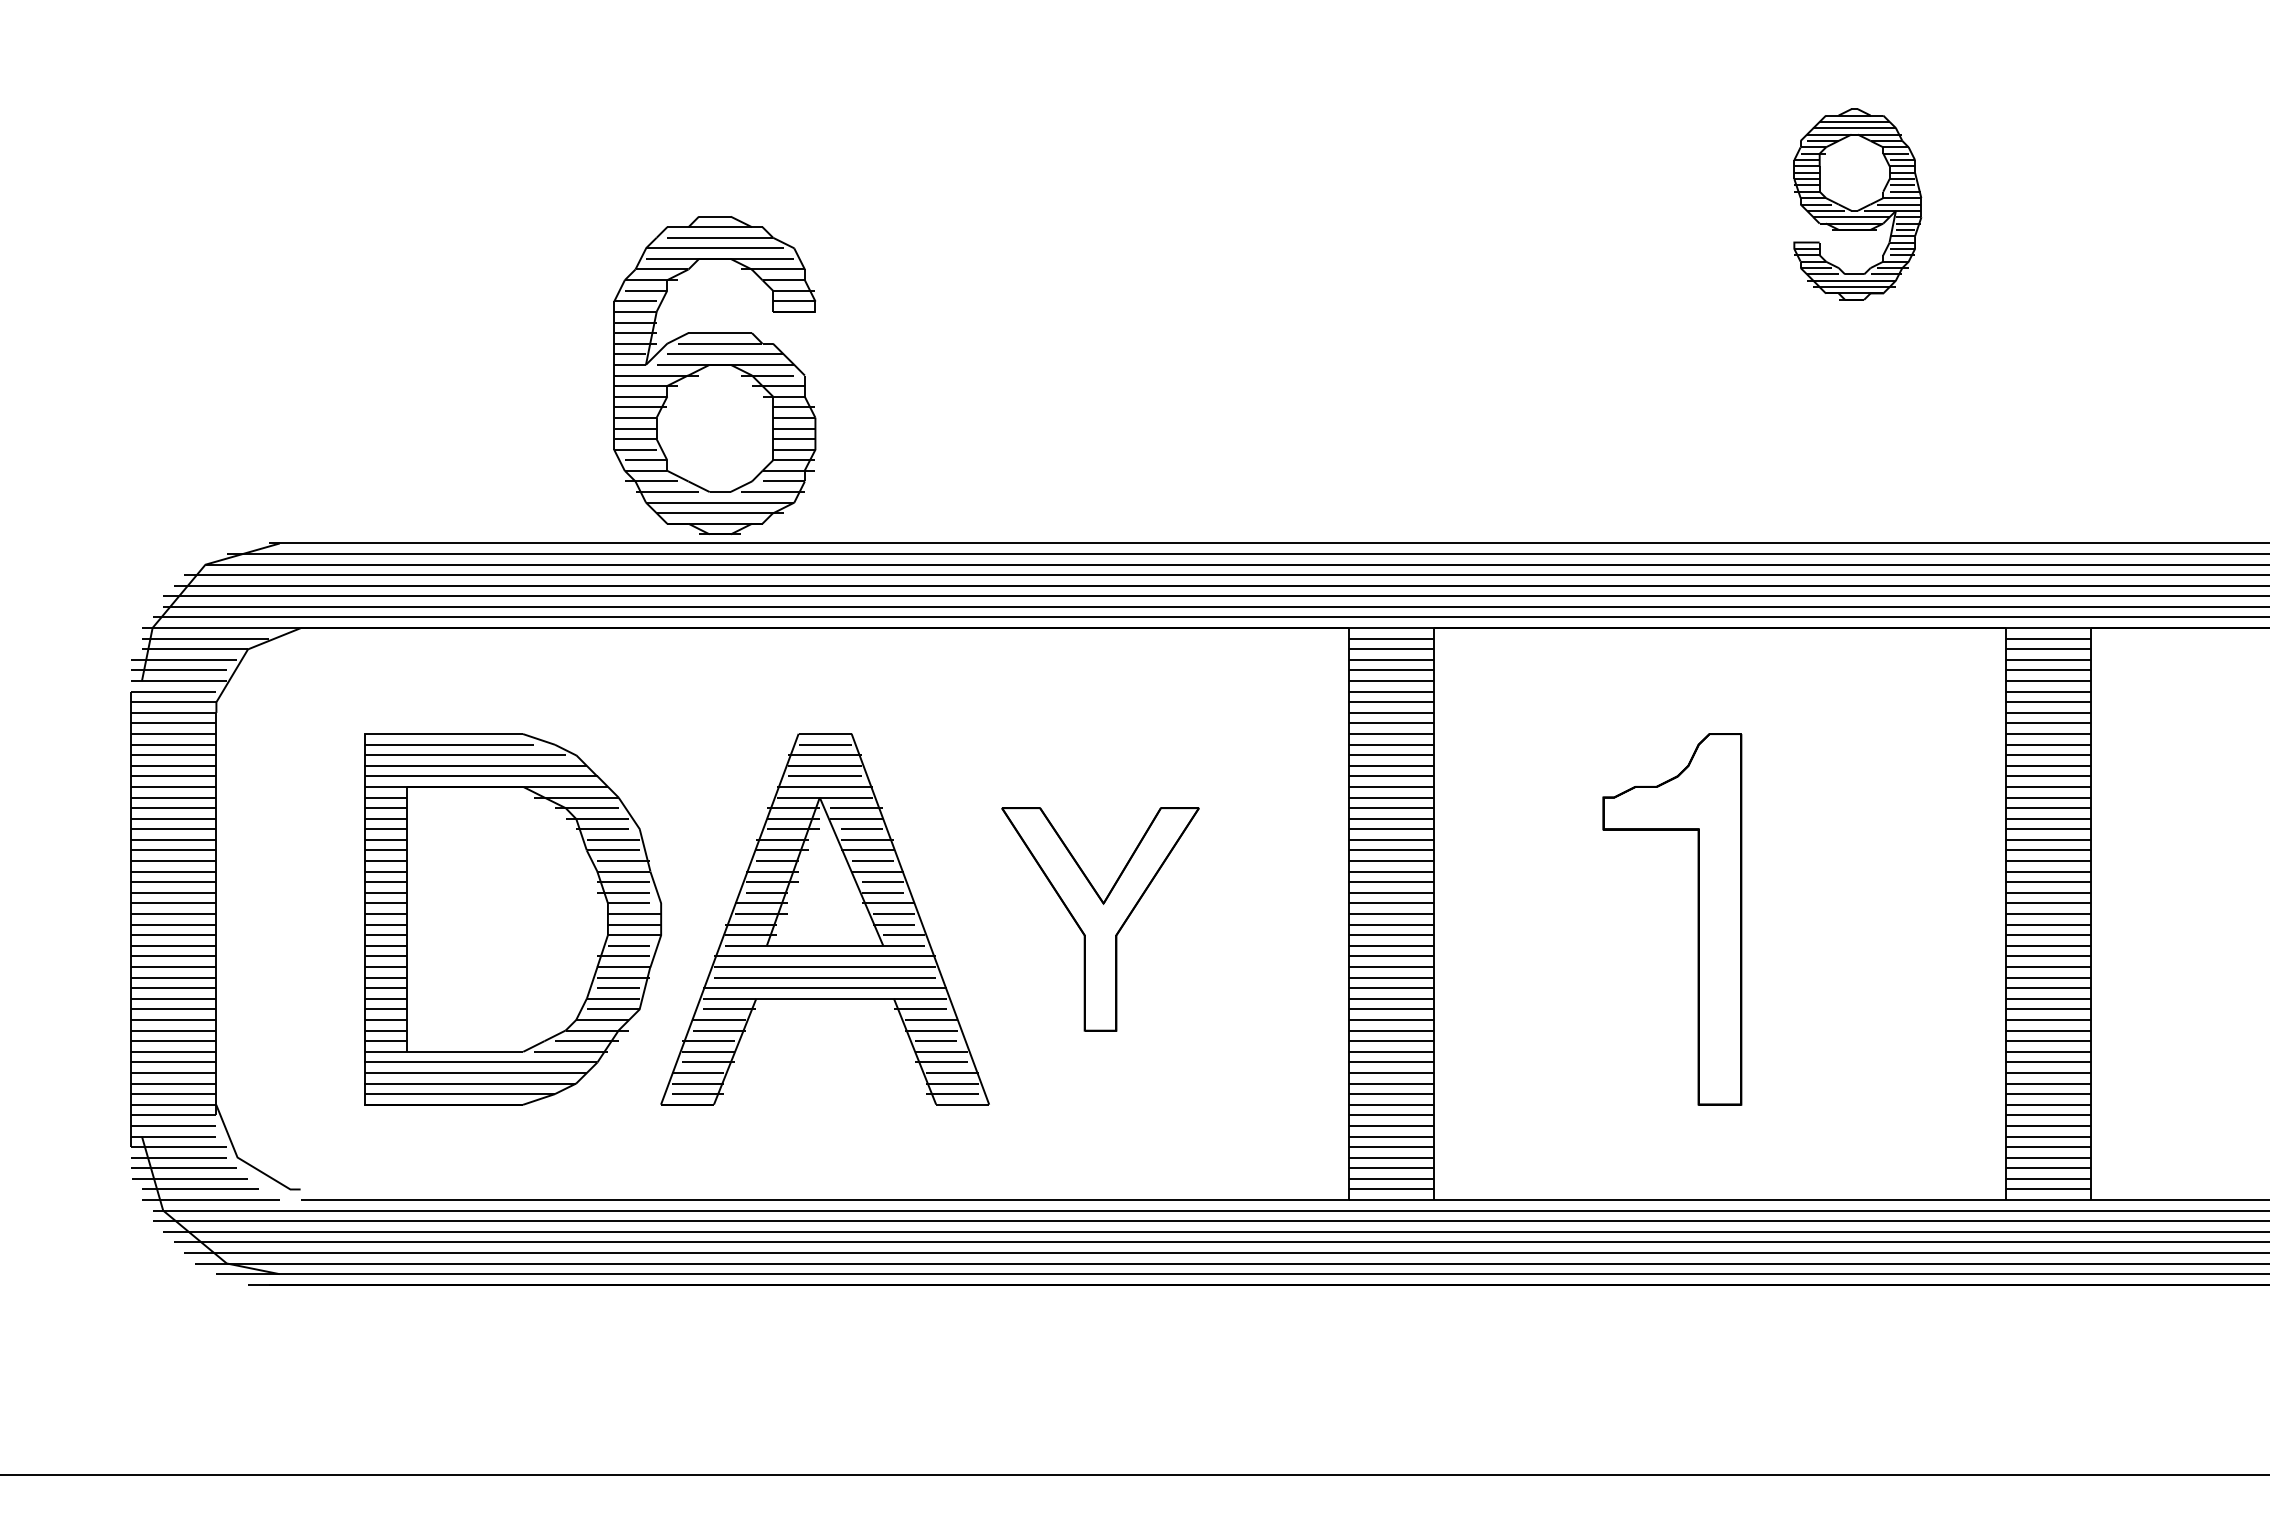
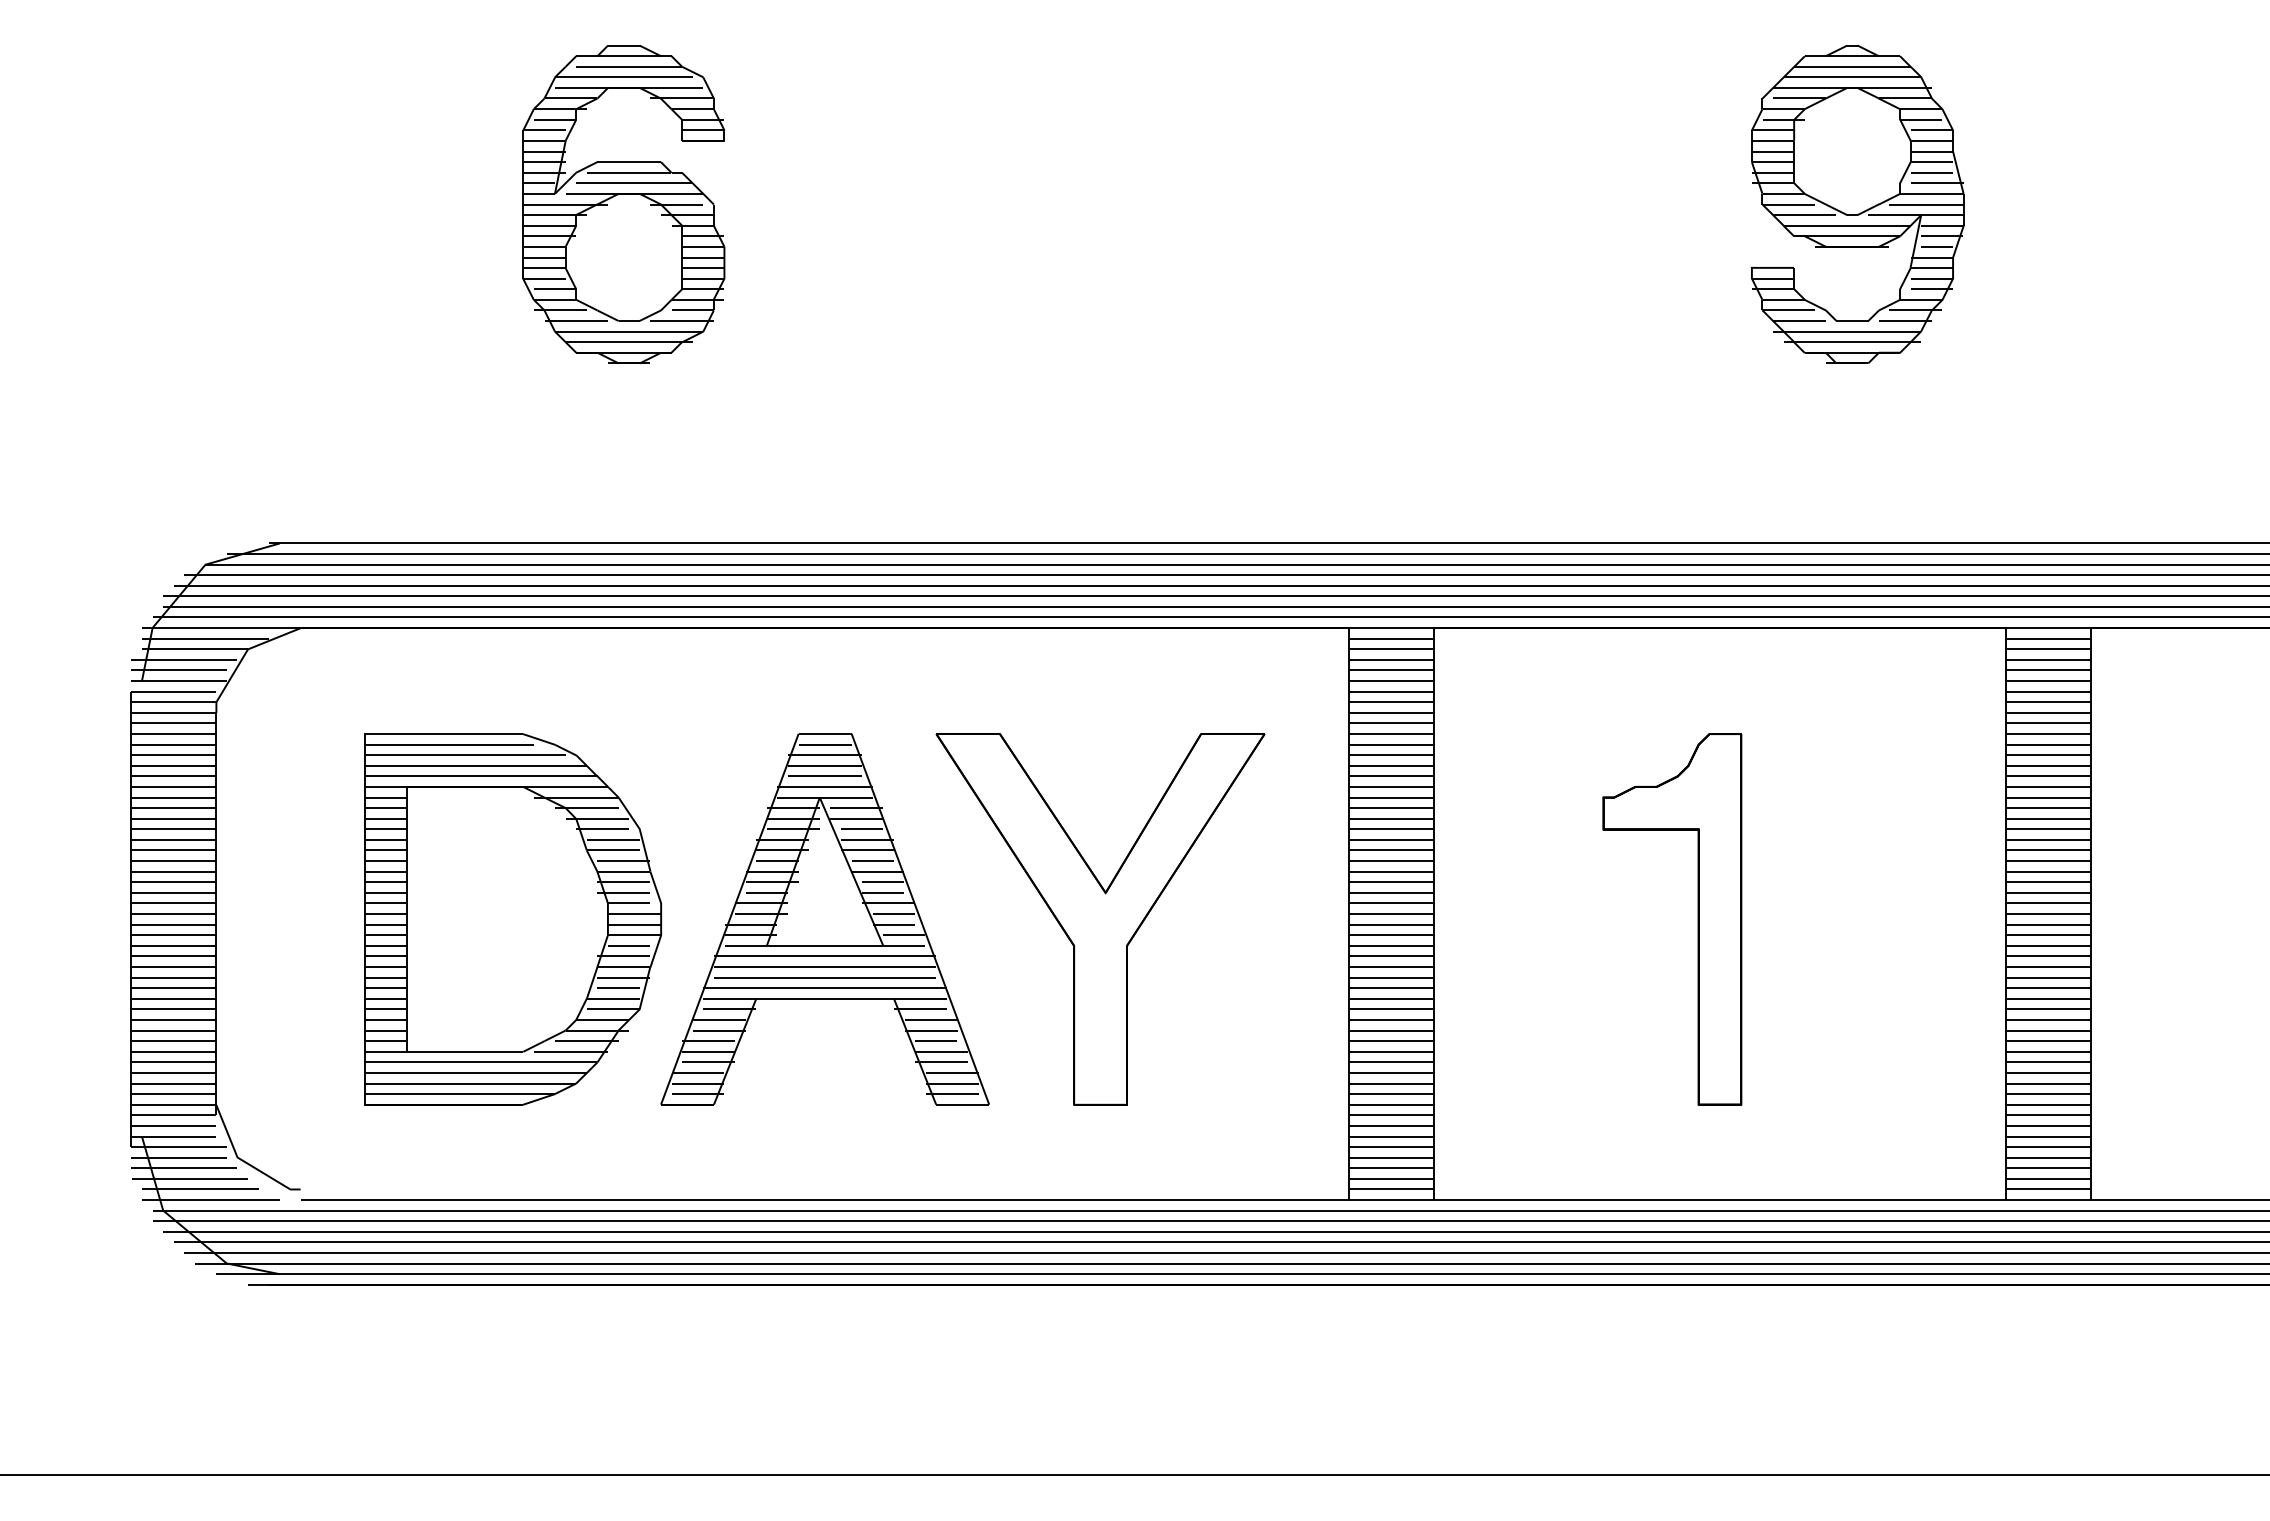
part size: 130x193 px -> 214x319 px (1857, 204)
part position: (714, 375) -> (623, 204) (623, 204)
part size: 199x225 px -> 331x373 px (1100, 919)
